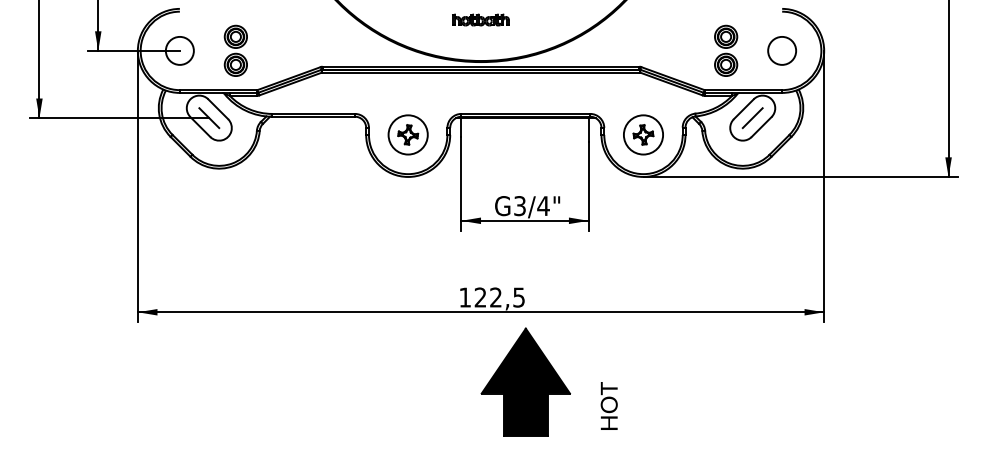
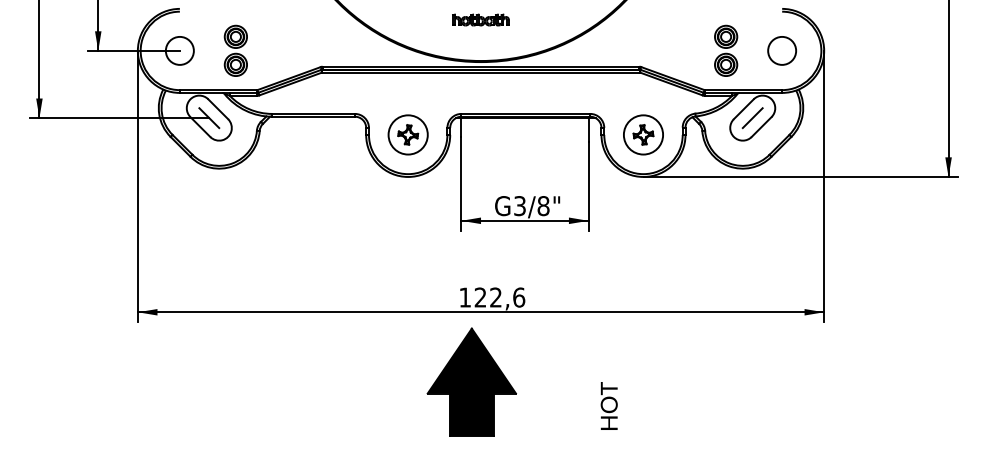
text: G3/4" -> G3/8" (543, 206)
text: 122,5 -> 122,6 (519, 297)
part position: (525, 381) -> (471, 381) (471, 381)
